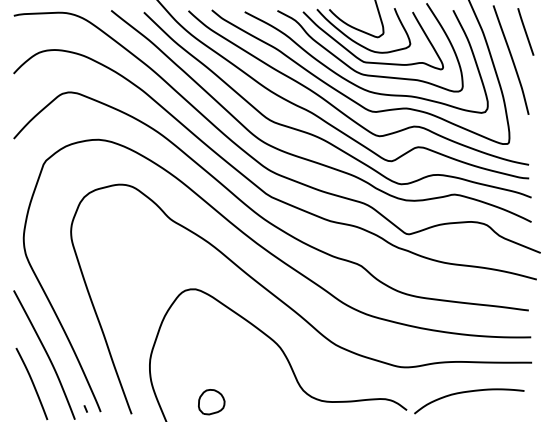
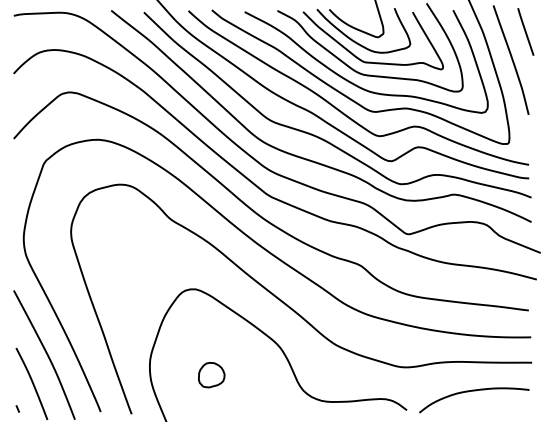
curve position: (469, 392) -> (474, 391) (474, 391)
part position: (211, 402) -> (211, 375) (211, 375)
line position: (85, 408) -> (17, 408) (17, 408)
